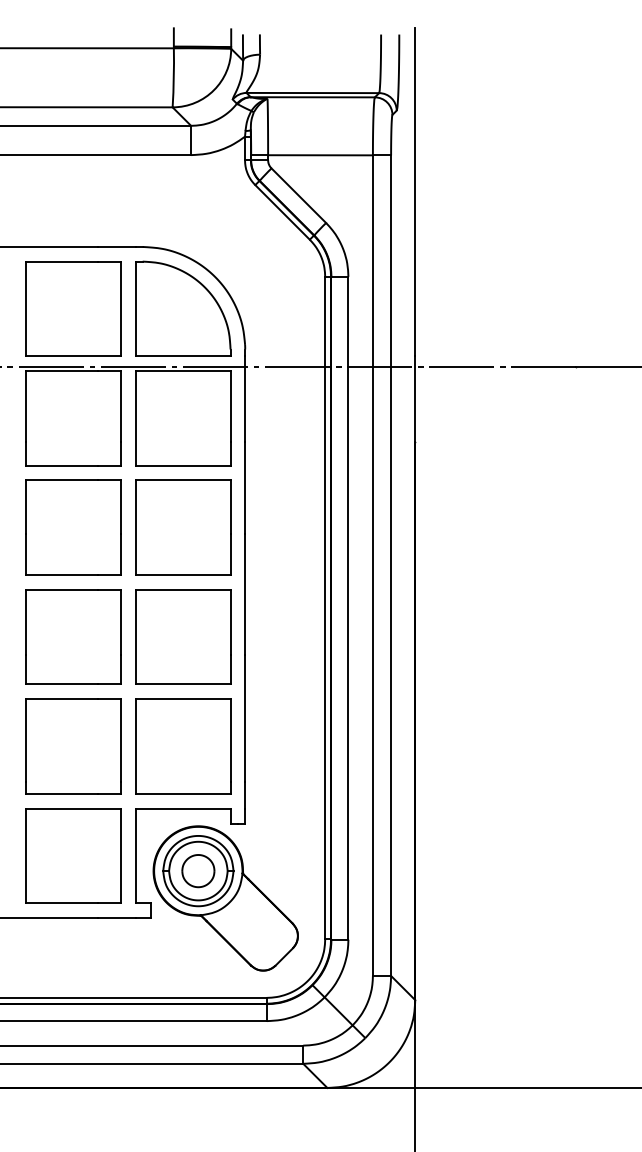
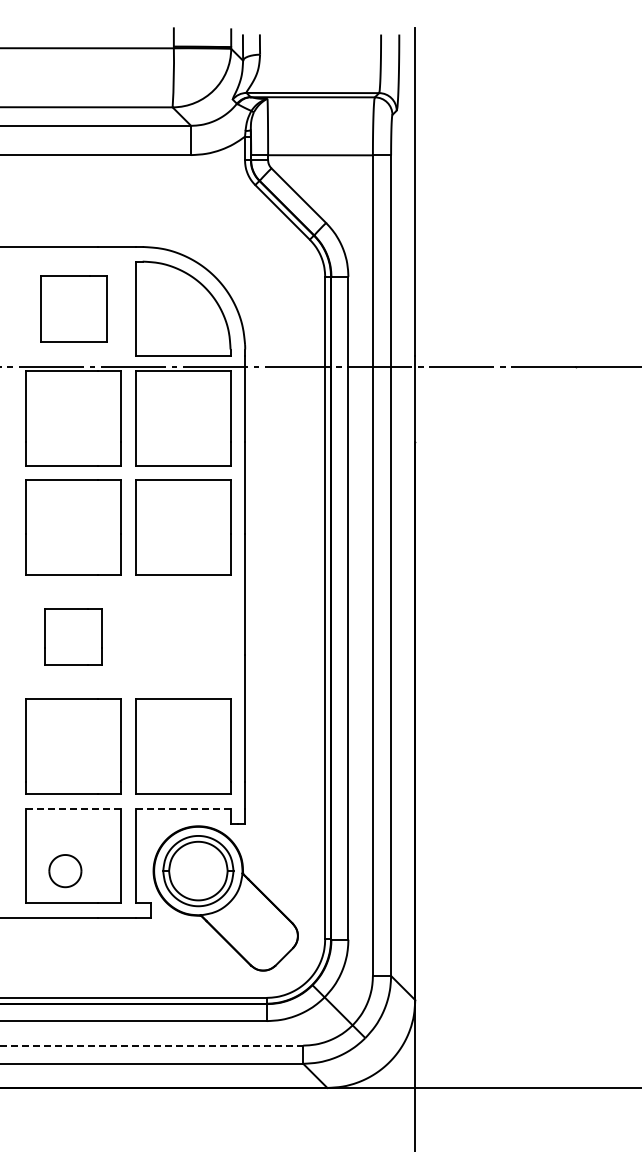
part size: 97x96 px -> 68x68 px (73, 308)
part size: 97x96 px -> 59x58 px (73, 636)
part: present -> none (183, 636)
line: solid -> dashed (73, 808)
line: solid -> dashed (182, 808)
part position: (198, 871) -> (65, 871) (65, 871)
line: solid -> dashed (152, 1045)
